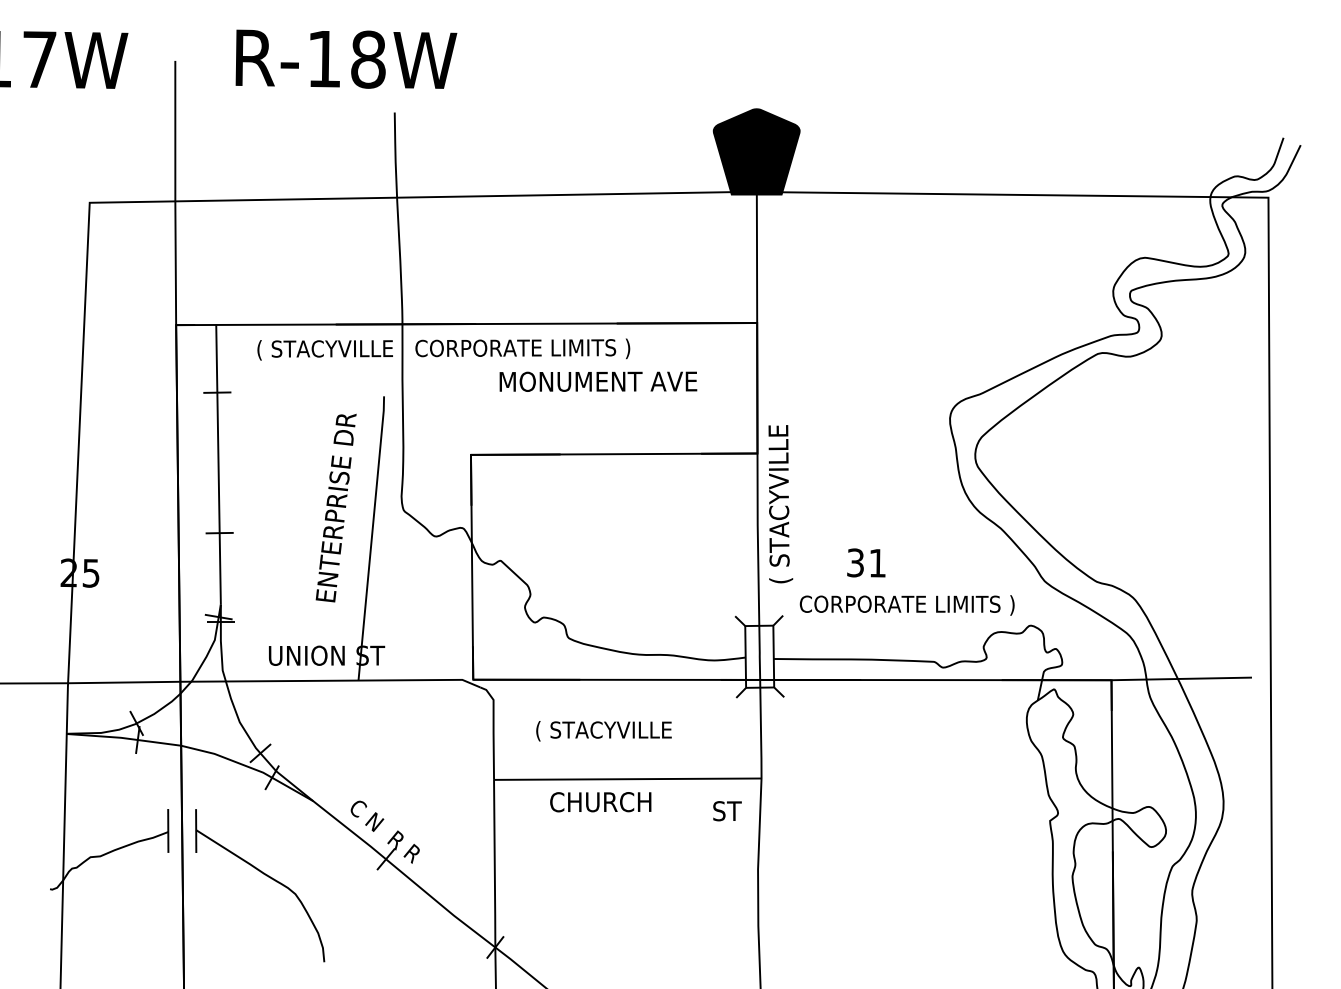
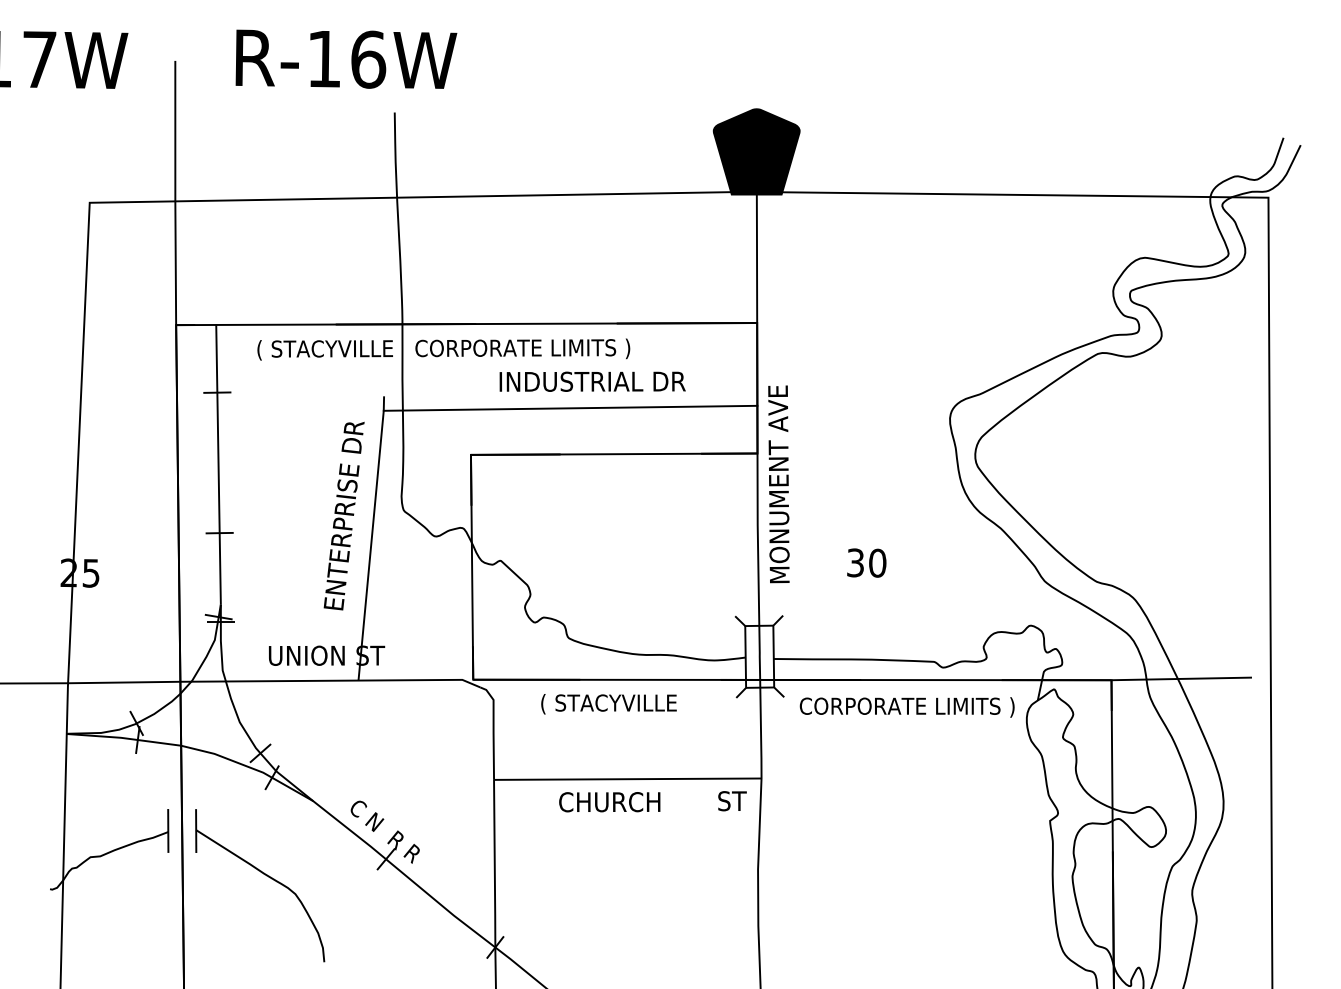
text: R-18W -> R-16W (368, 59)
text: MONUMENT AVE -> INDUSTRIAL DR (599, 381)
line: none -> present (570, 407)
text: ( STACYVILLE -> MONUMENT AVE (780, 484)
text position: (335, 507) -> (343, 515) (343, 515)
text: 31 -> 30 (877, 562)
text position: (906, 605) -> (906, 707) (906, 707)
text position: (603, 731) -> (608, 704) (608, 704)
text position: (600, 802) -> (609, 802) (609, 802)
text position: (727, 811) -> (732, 801) (732, 801)
